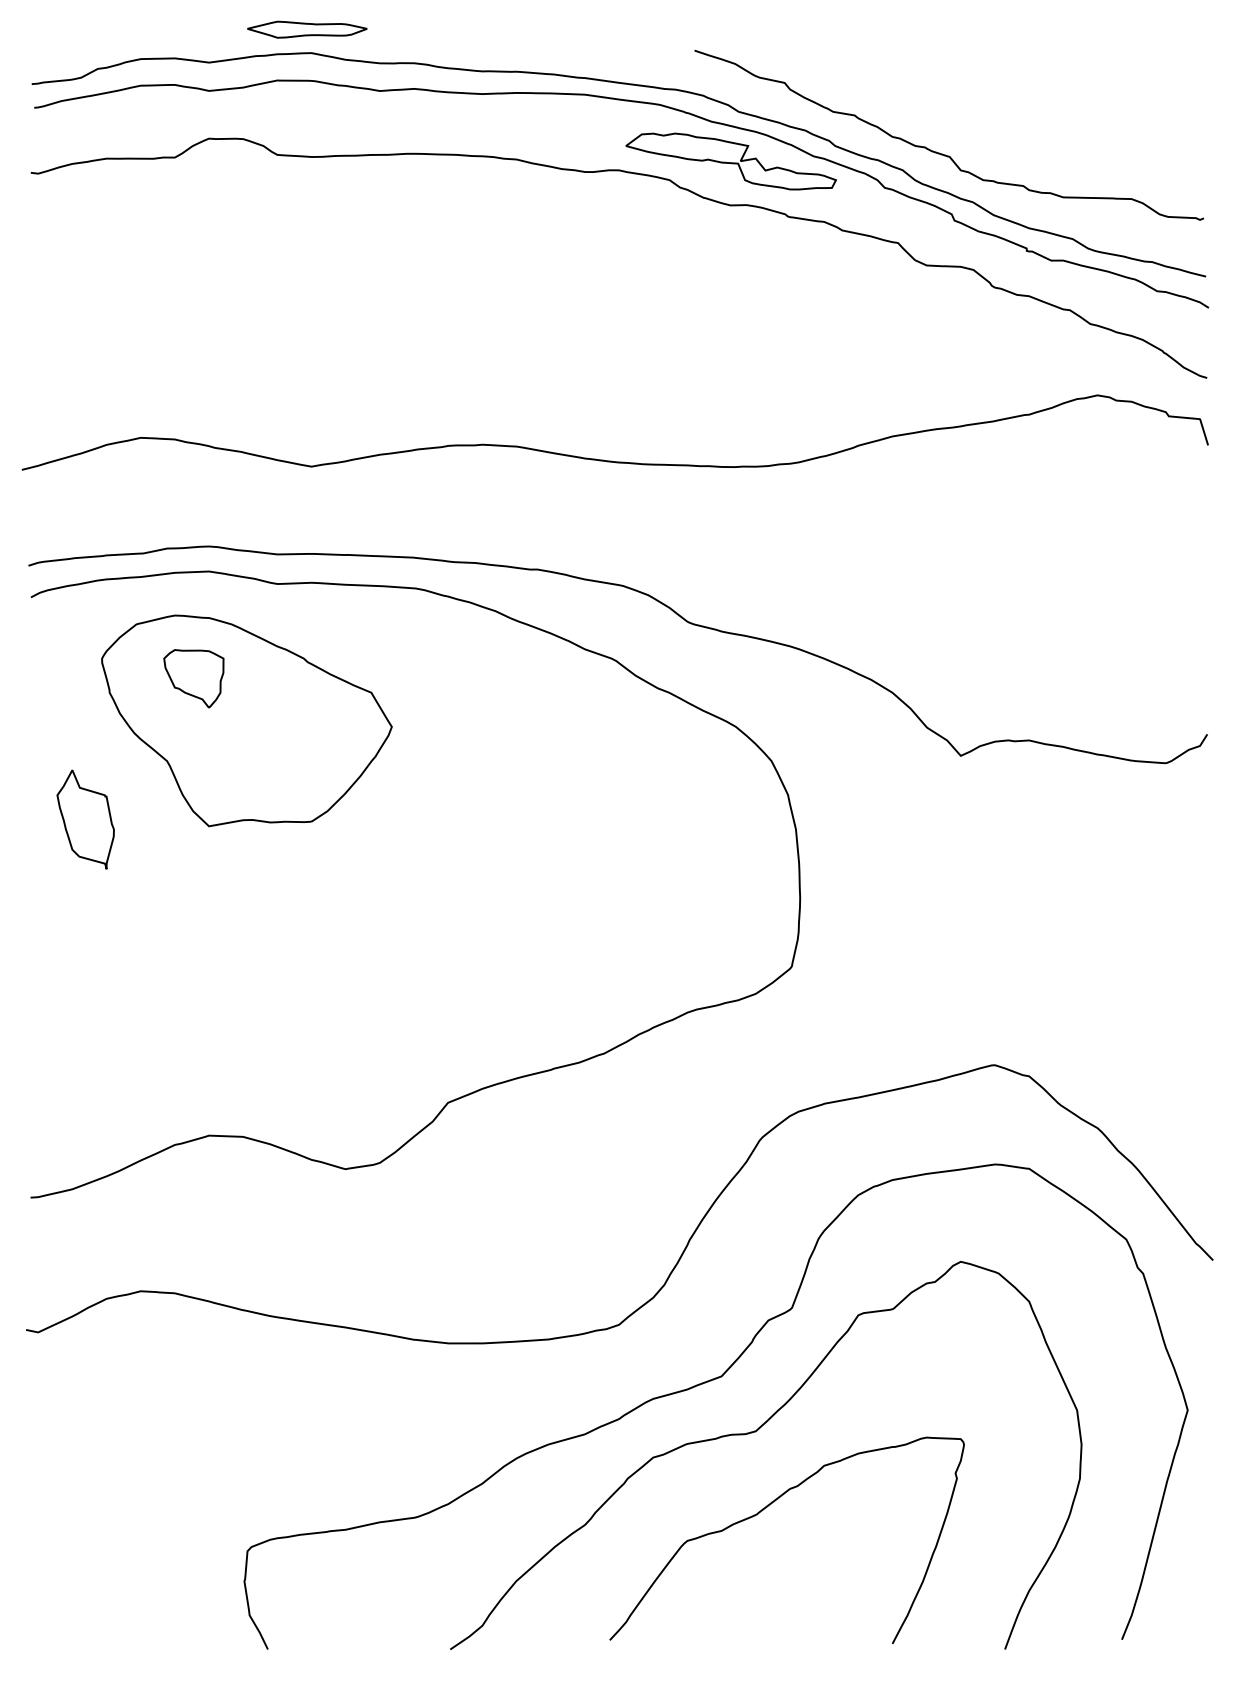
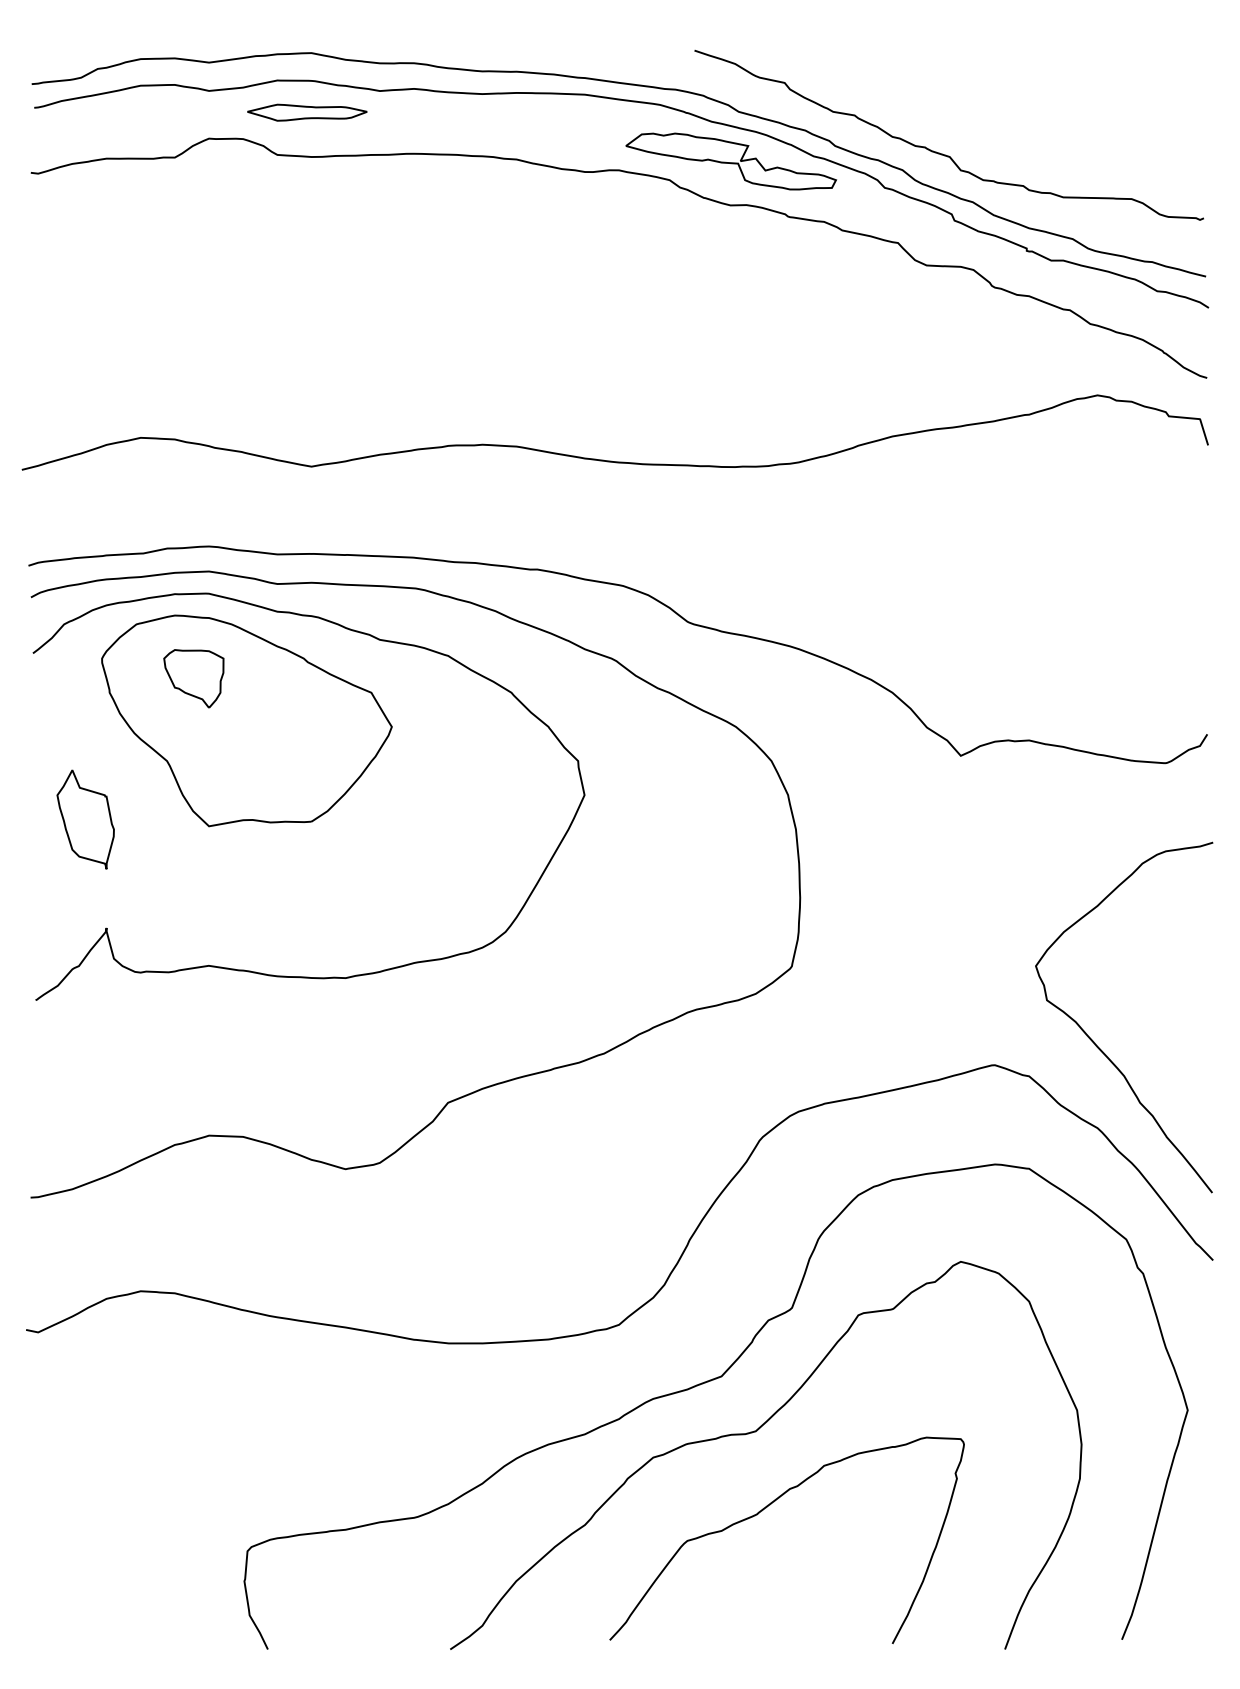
part position: (307, 29) -> (307, 112) (307, 112)
curve: none -> present (352, 631)
curve: none -> present (1094, 1041)
